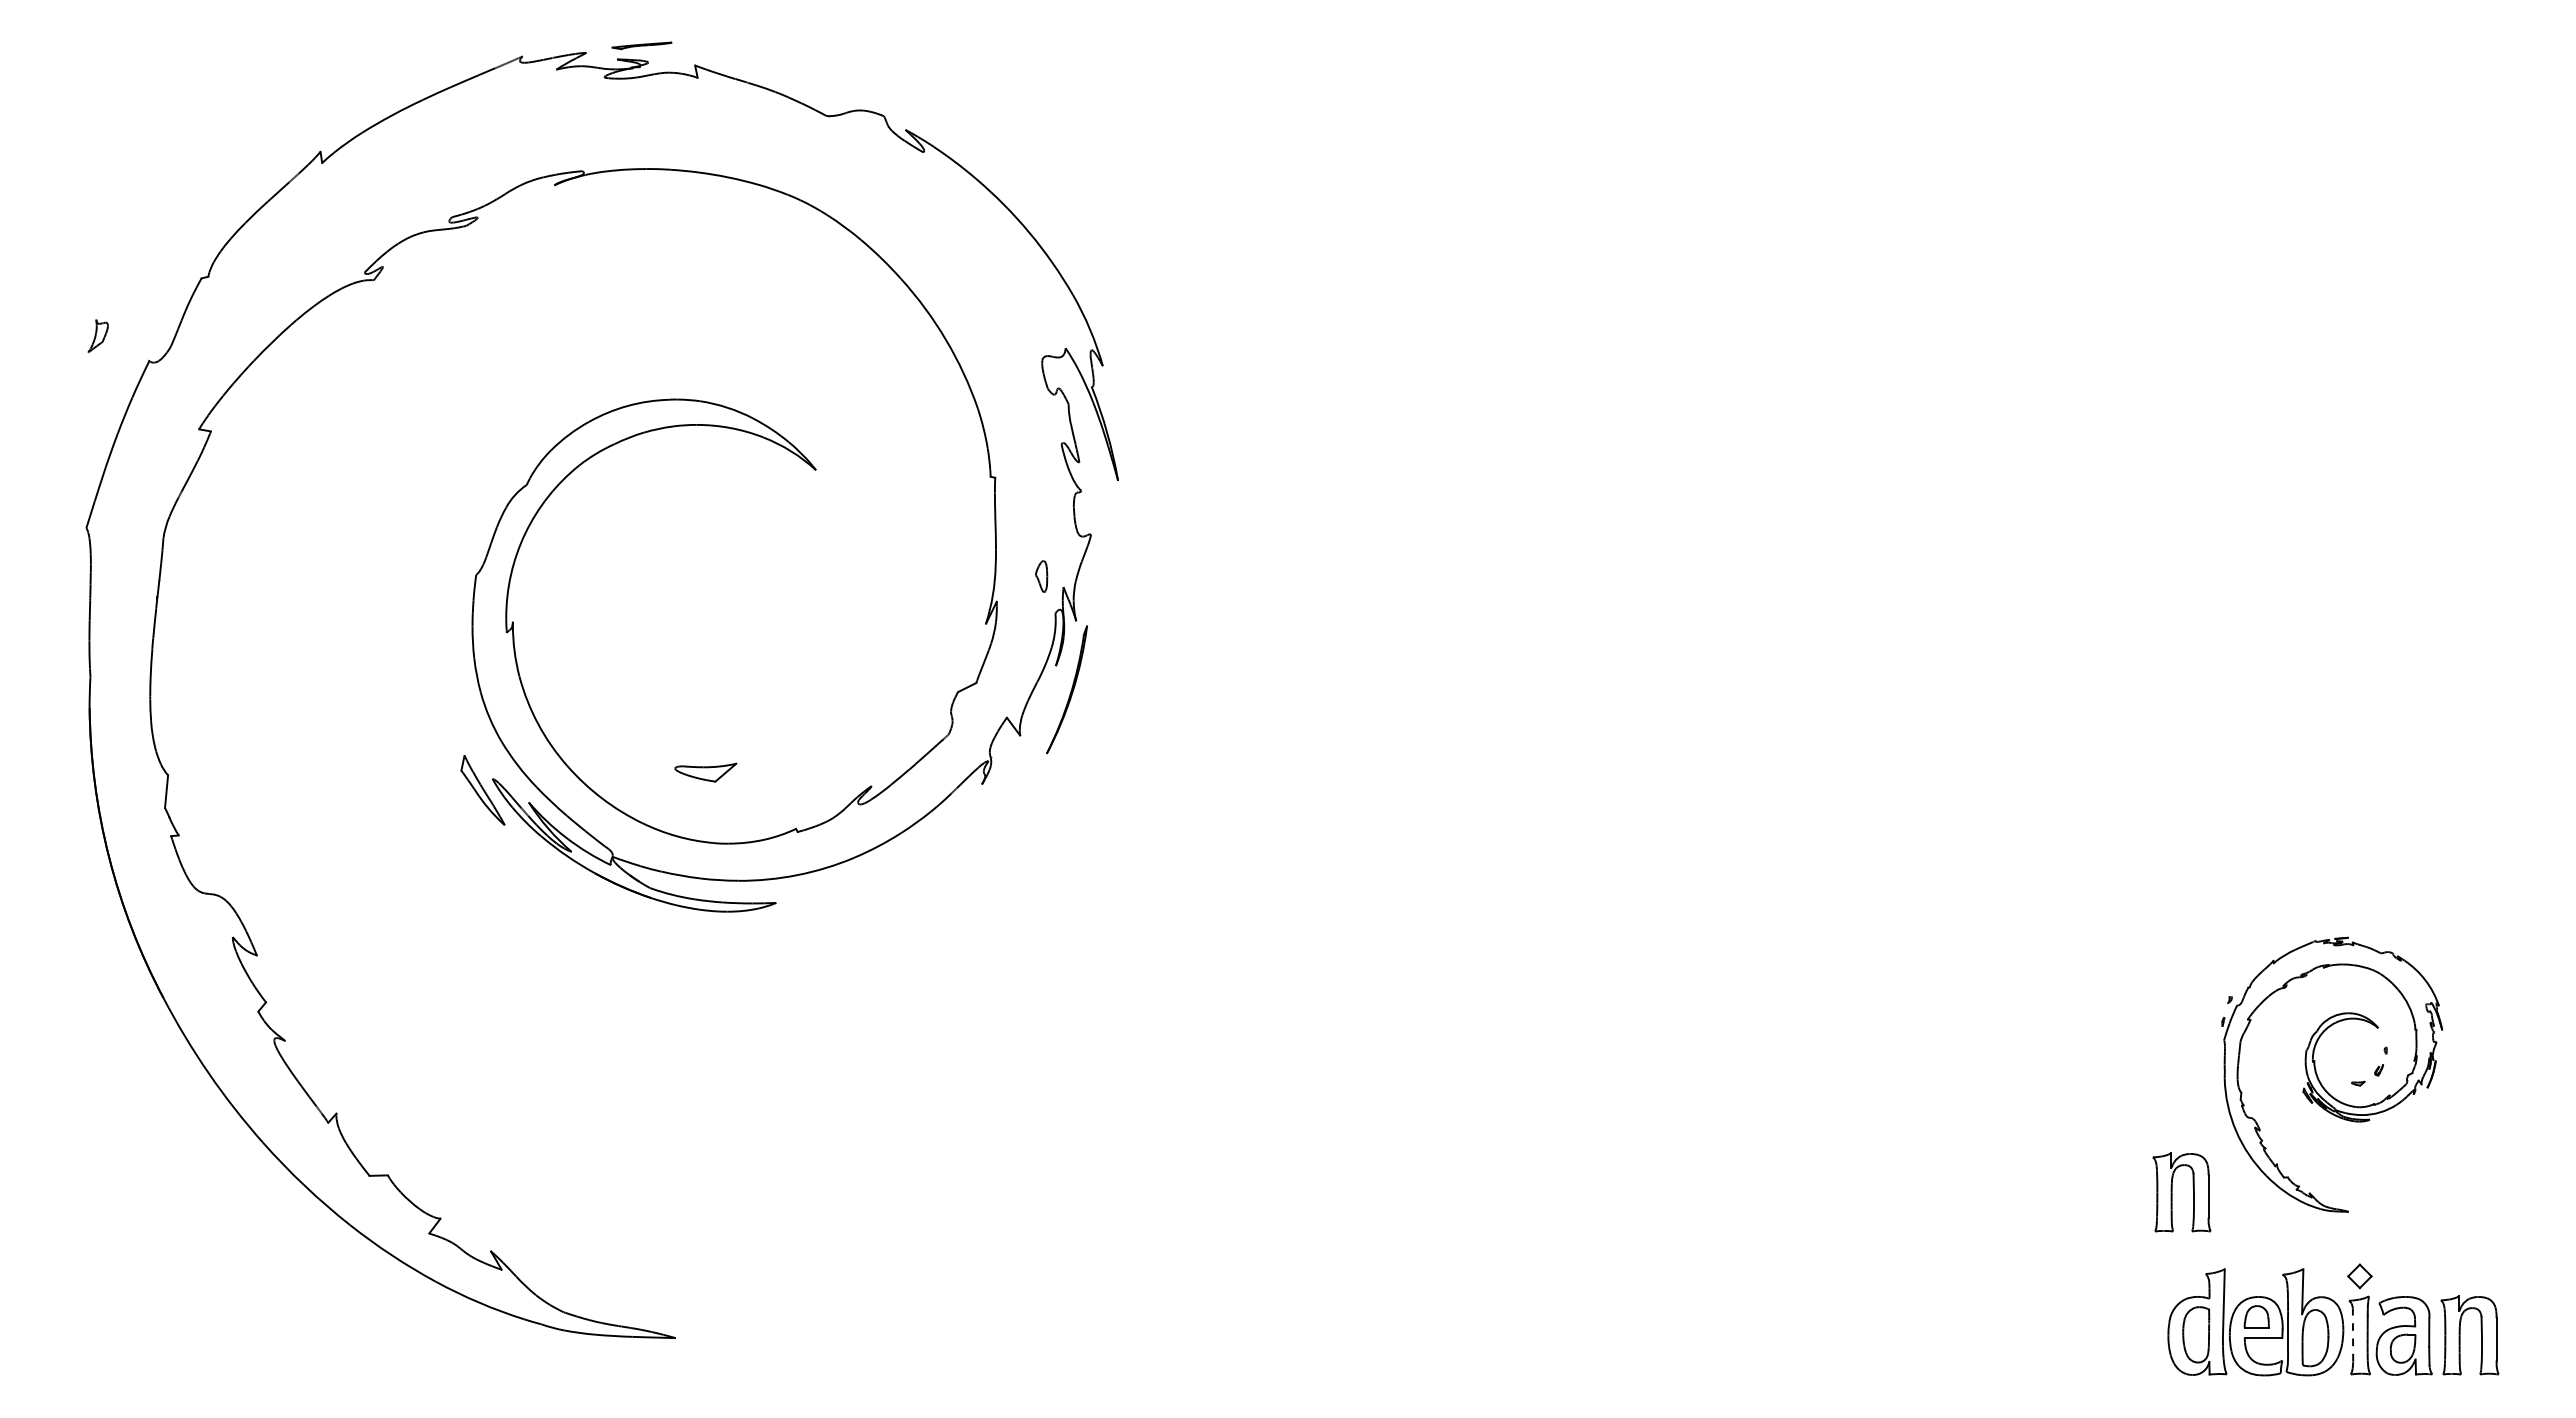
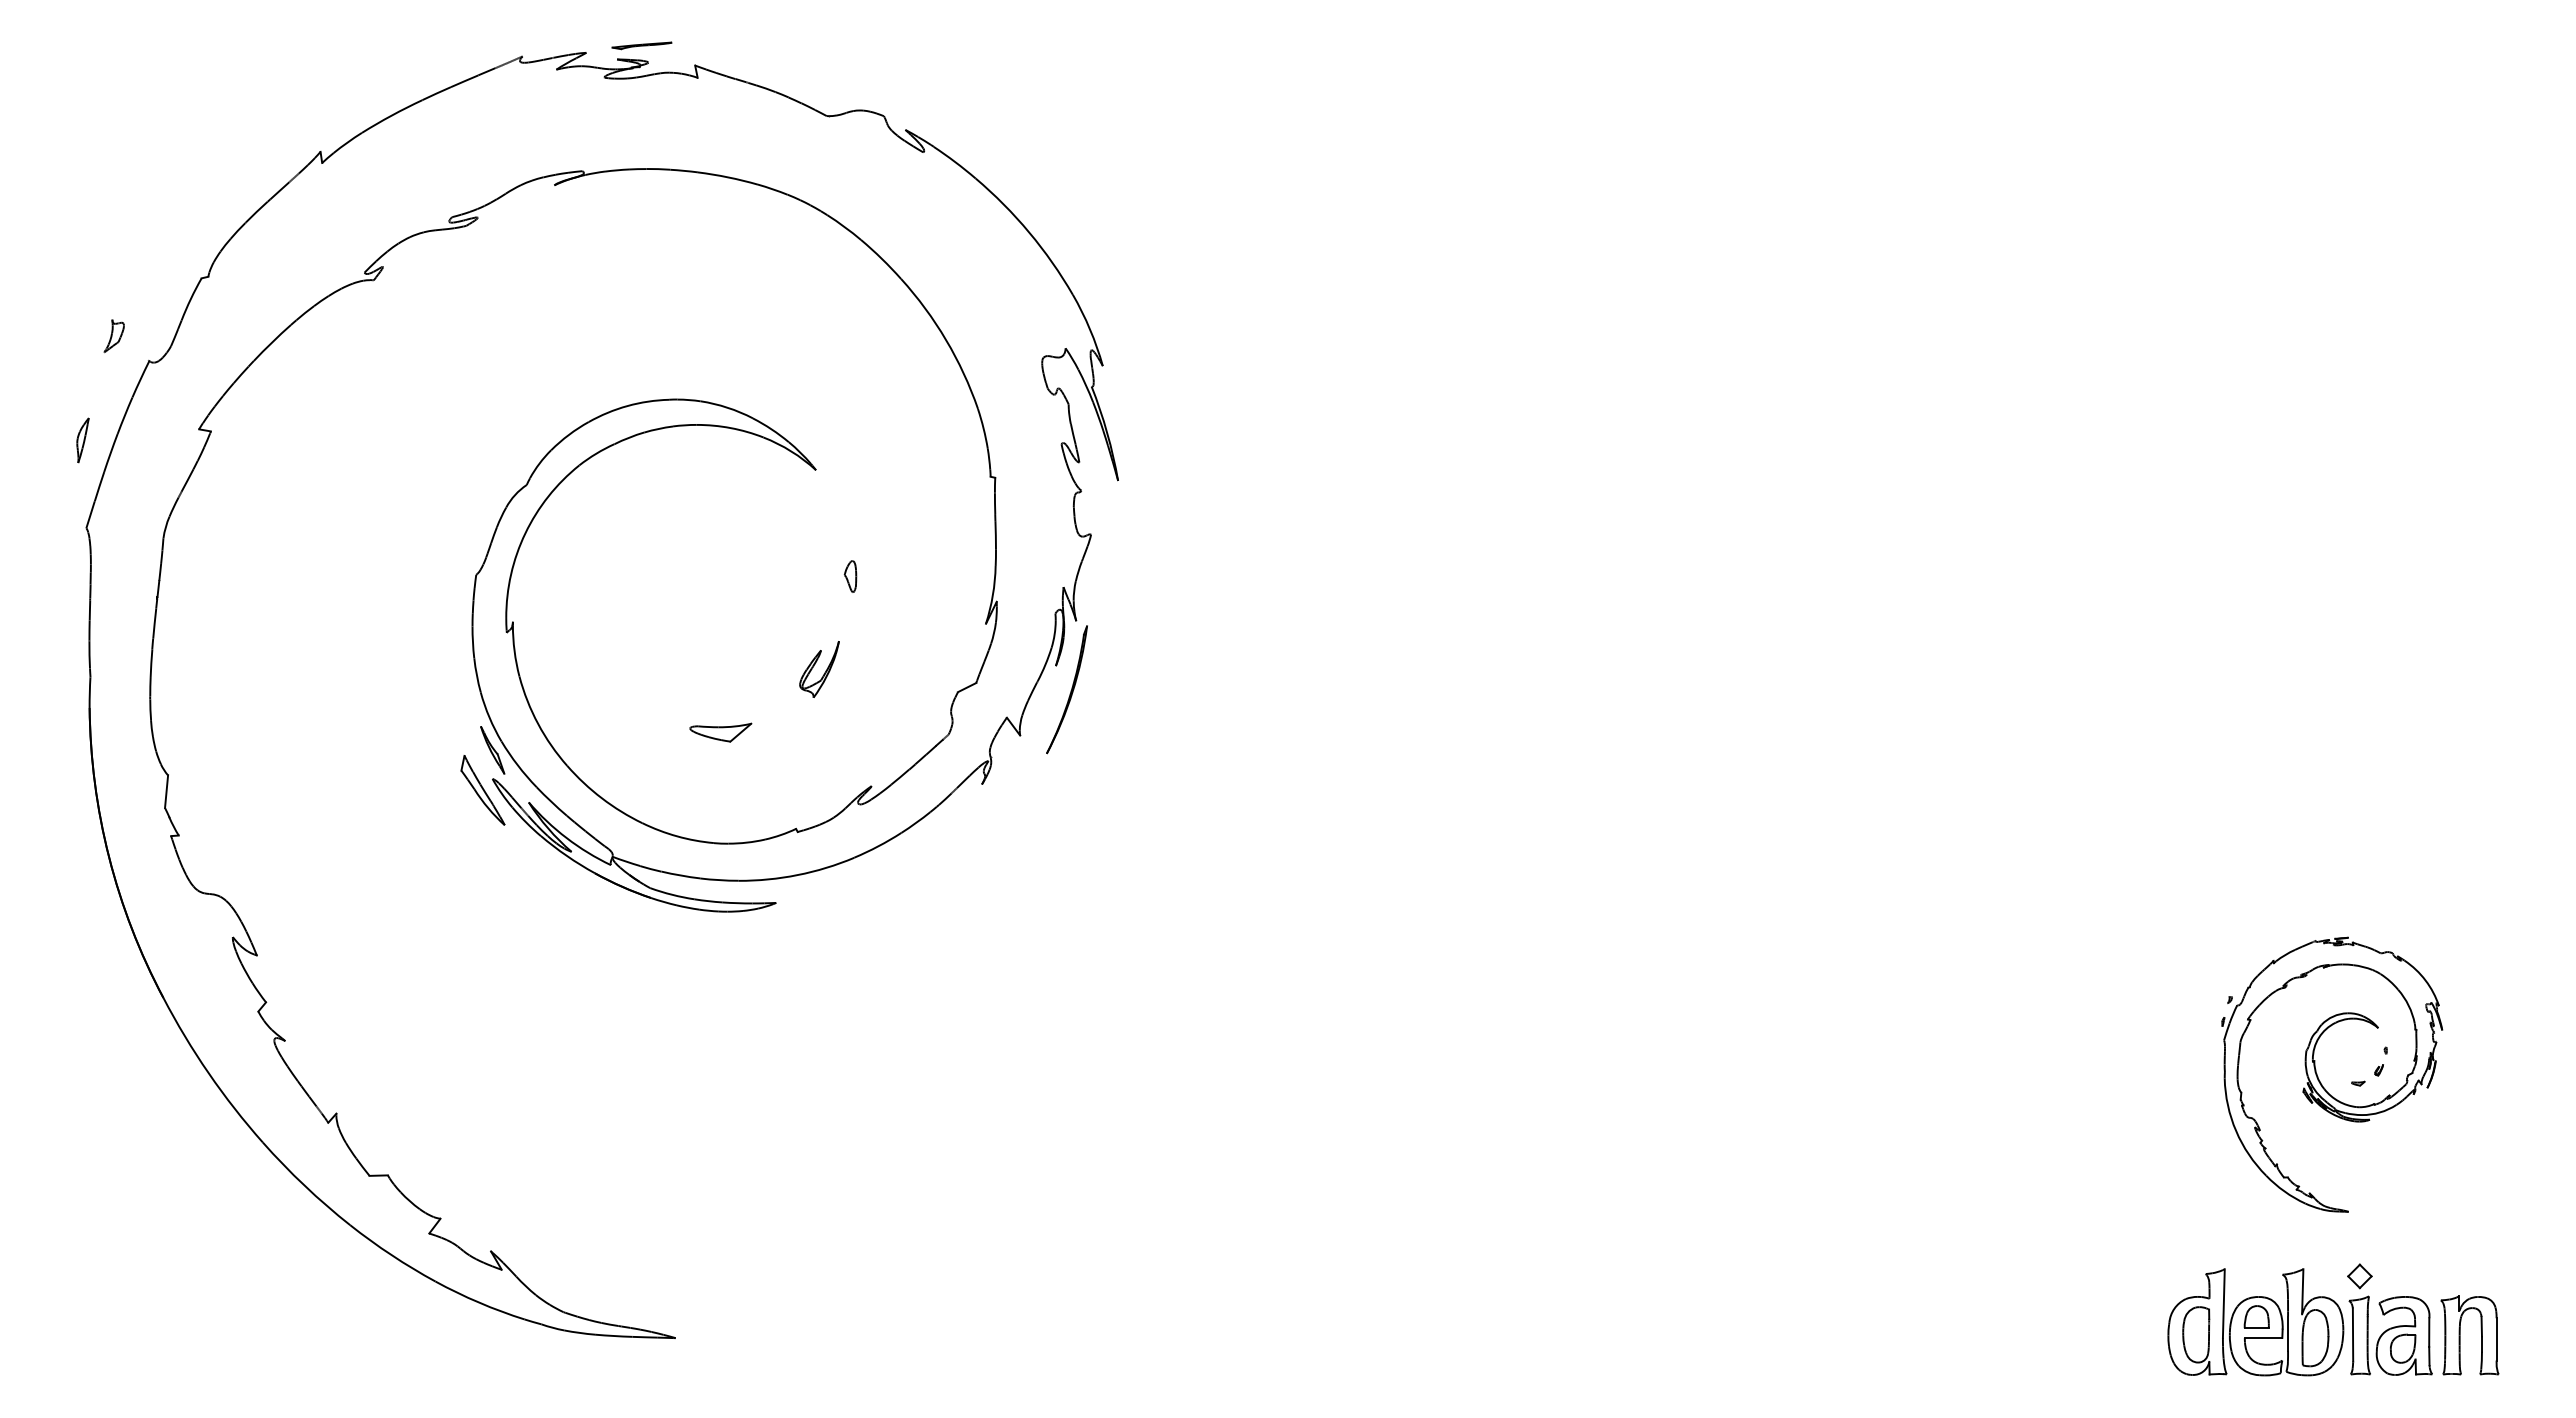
part position: (97, 336) -> (113, 336) (113, 336)
part: none -> present (82, 440)
part position: (1041, 576) -> (850, 576) (850, 576)
part: none -> present (819, 669)
part: none -> present (492, 750)
part position: (705, 772) -> (720, 732) (720, 732)
part: present -> none (2172, 1192)
line: dashed -> solid (2353, 1334)
